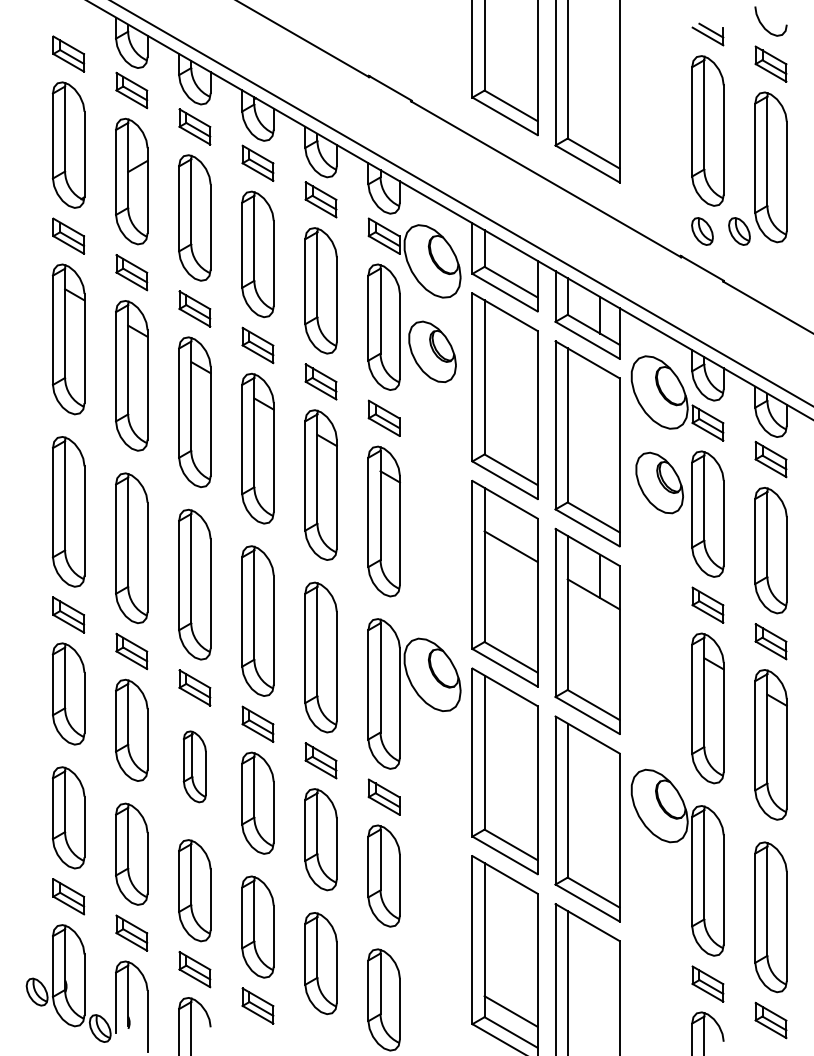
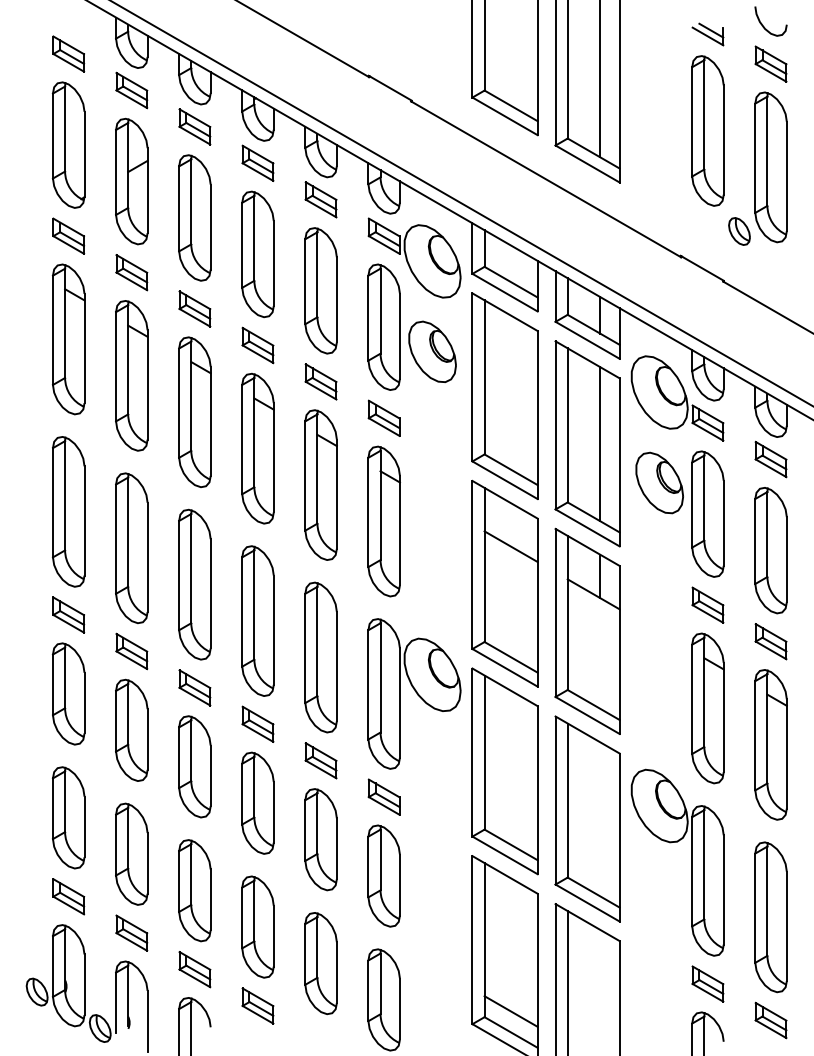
line: none -> present (600, 79)
part: present -> none (702, 231)
line: none -> present (600, 444)
part size: 25x74 px -> 34x104 px (194, 766)
